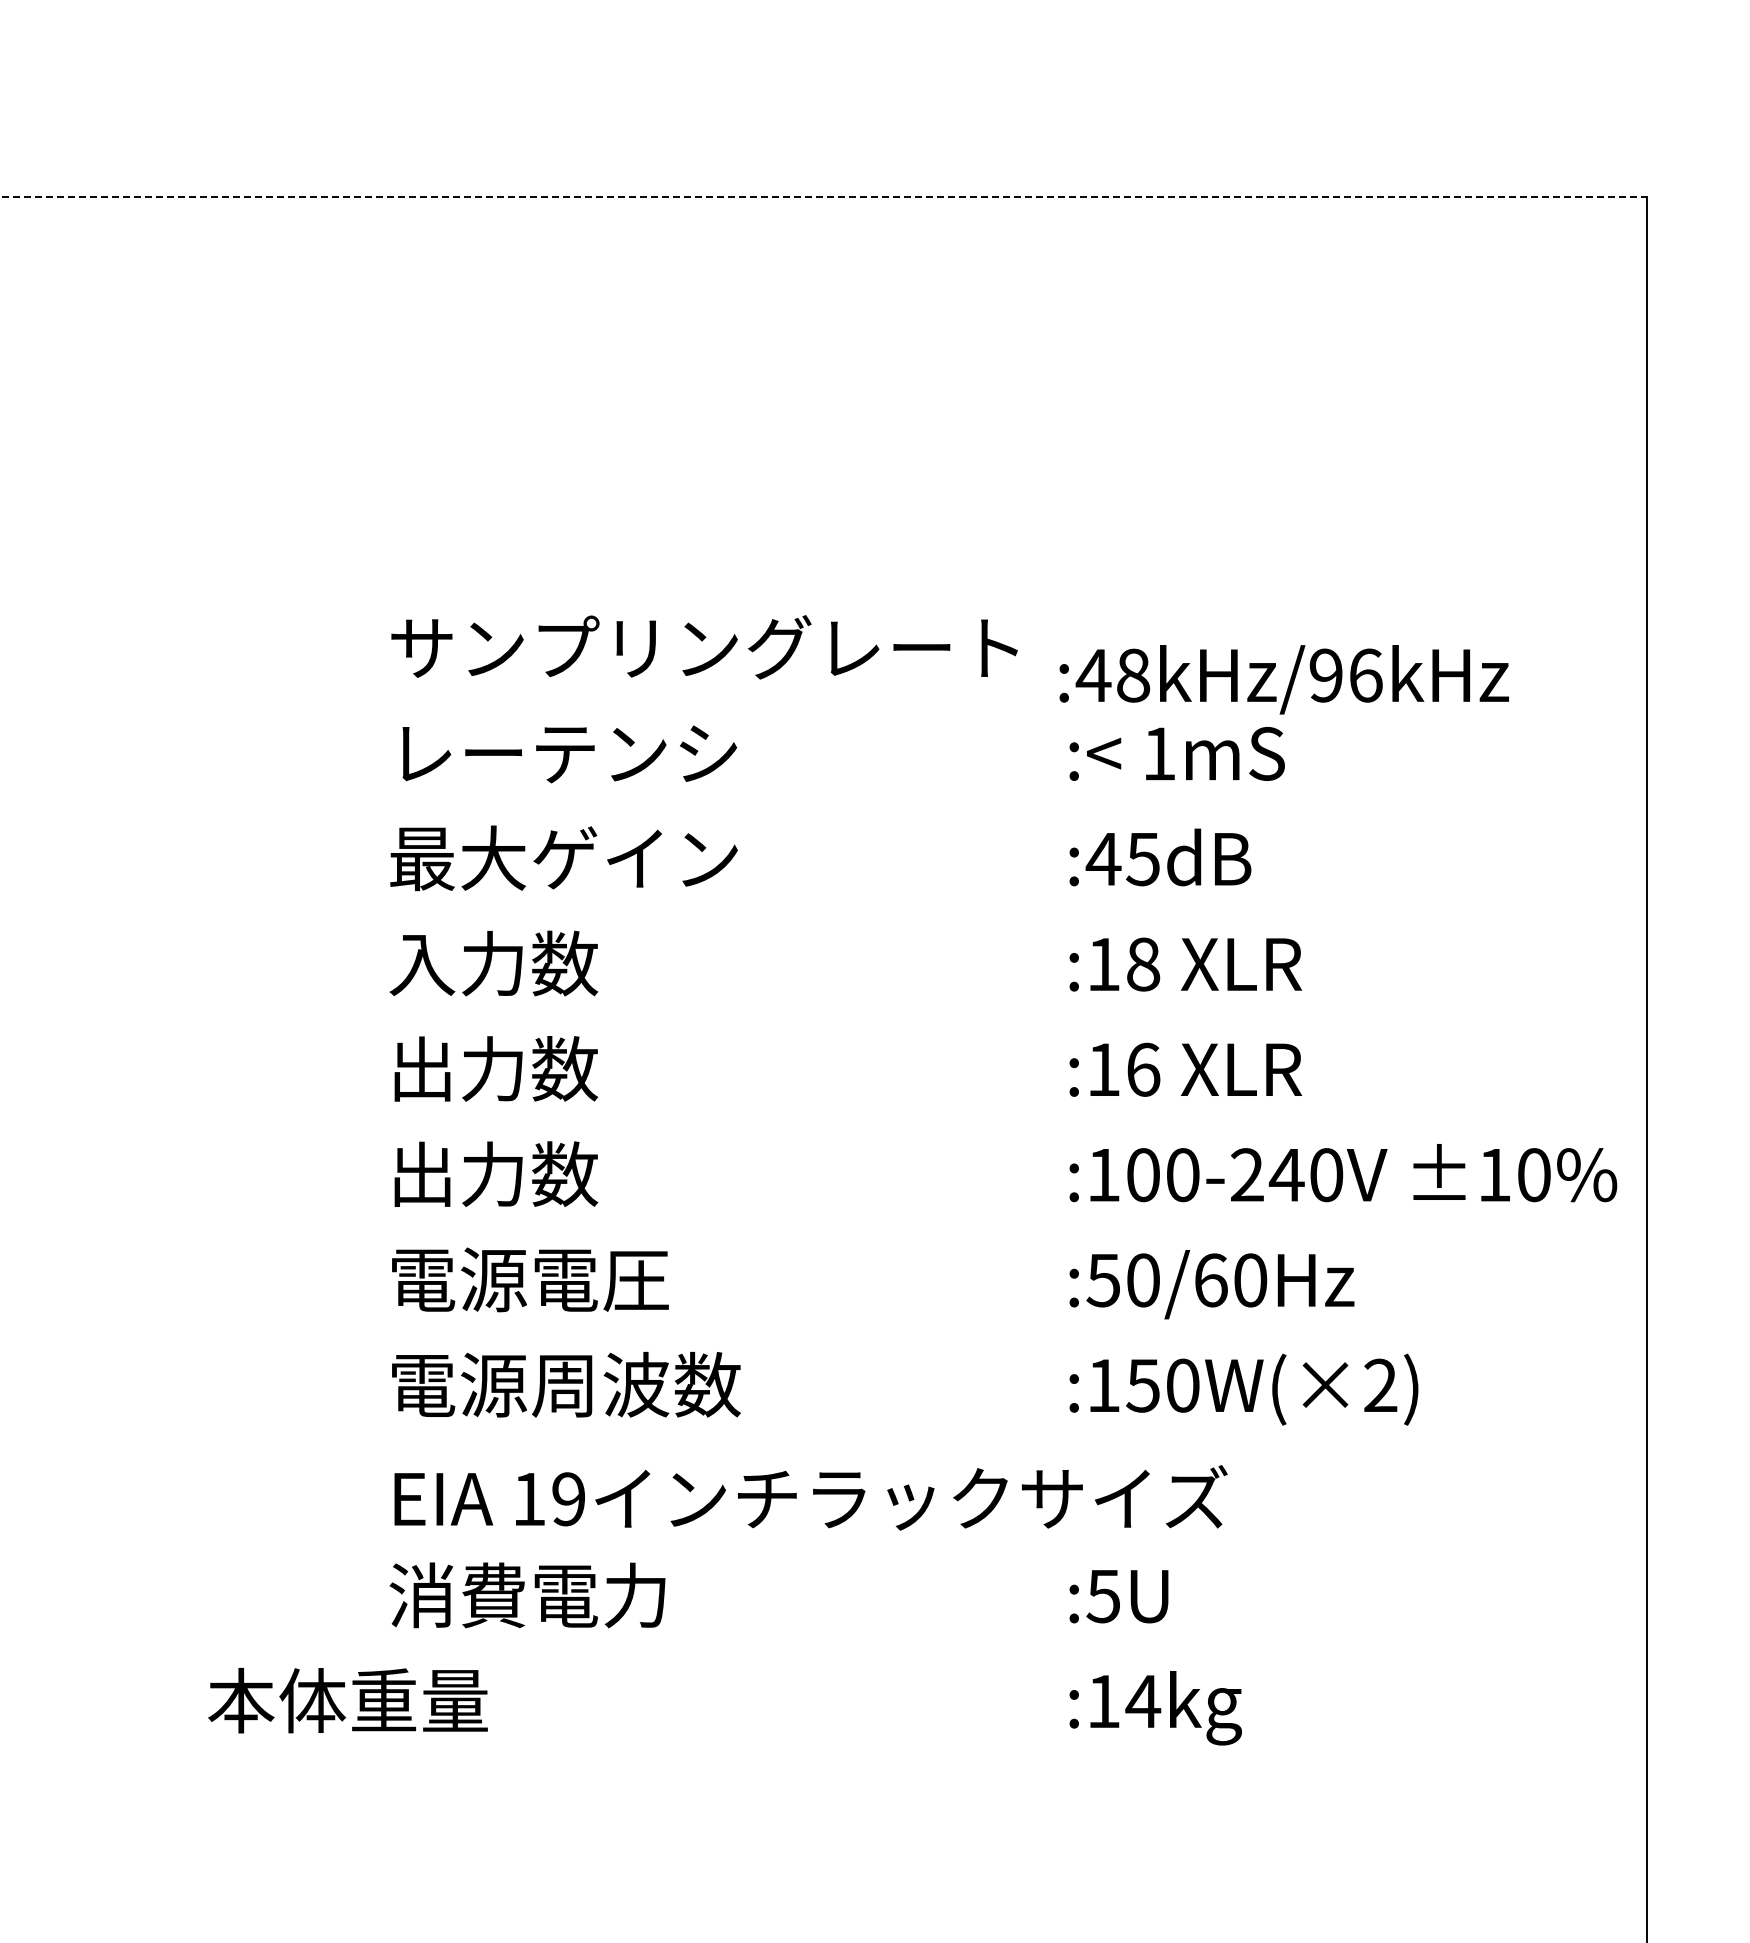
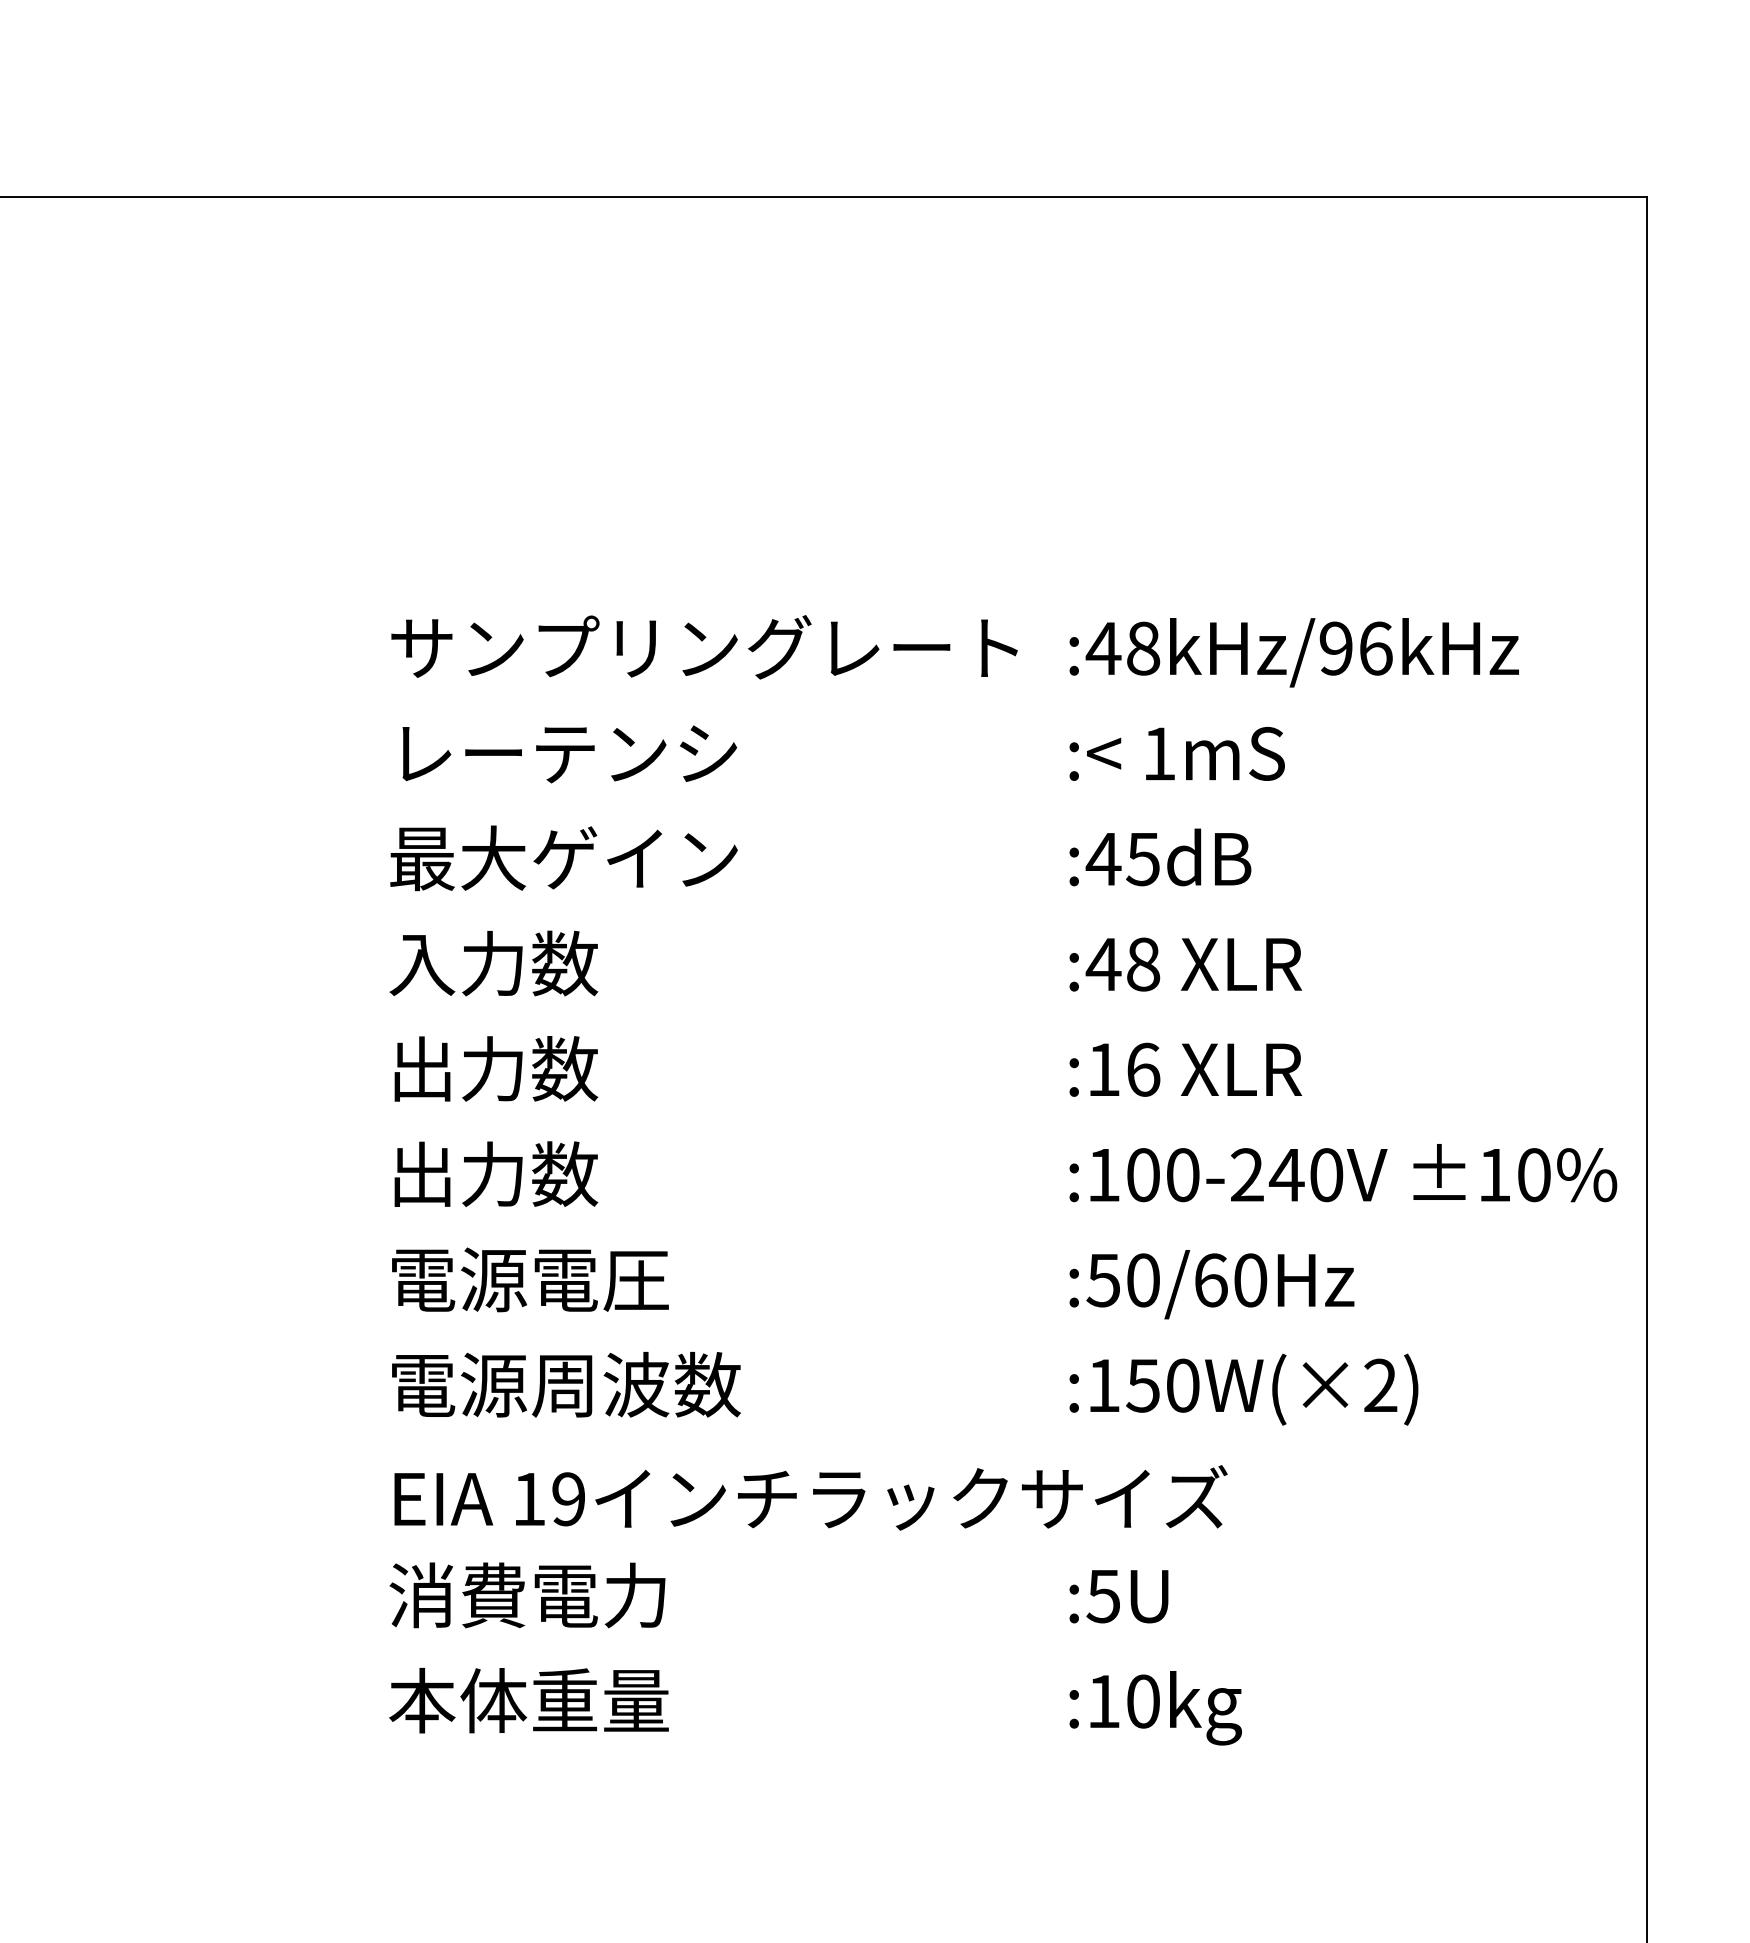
line: dashed -> solid (823, 197)
text position: (1283, 679) -> (1293, 652) (1293, 652)
text: :18 -> :48 (1103, 964)
text position: (347, 1700) -> (528, 1700) (528, 1700)
text: :14kg -> :10kg (1143, 1701)
